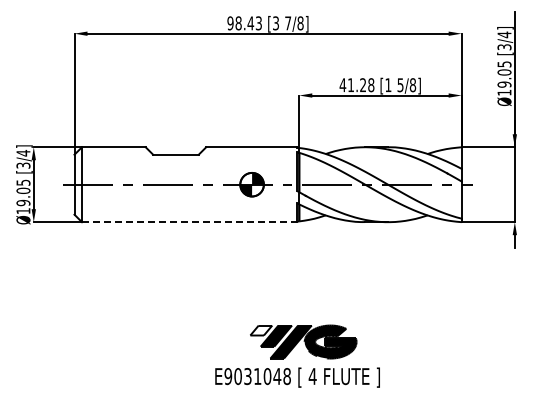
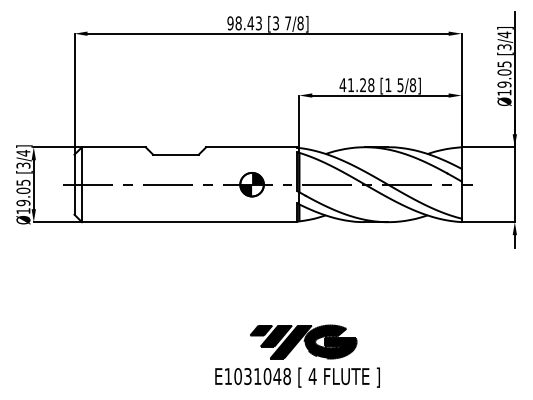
line: dashed -> solid (189, 222)
fill: none -> present (261, 330)
text: E9031048 -> E1031048 (228, 376)
